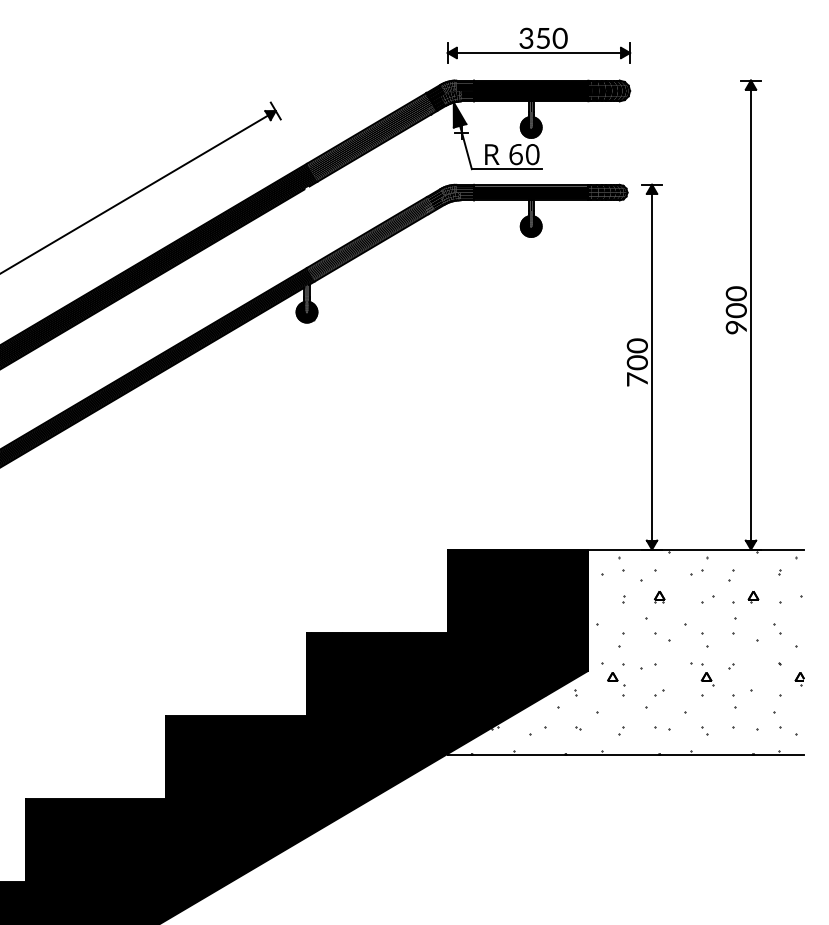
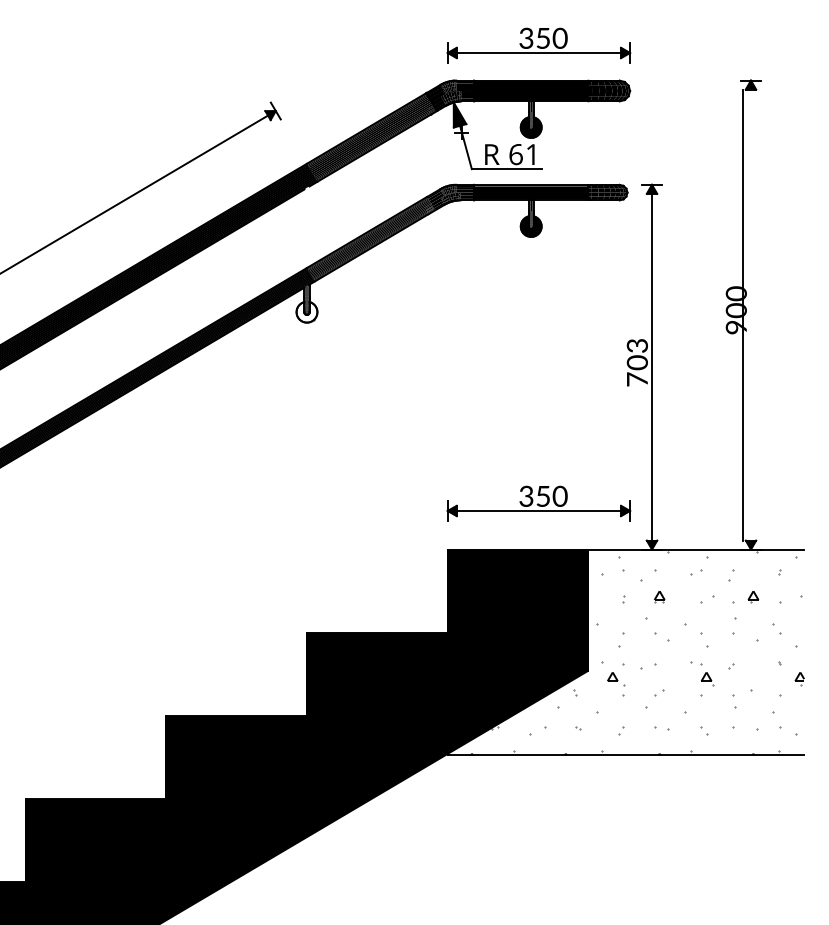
text: 60 -> 61 (532, 154)
fill: present -> none (306, 312)
line position: (750, 314) -> (742, 314) (742, 314)
text: 700 -> 703 (637, 345)
part: none -> present (538, 503)
hatch: present -> none (633, 653)
